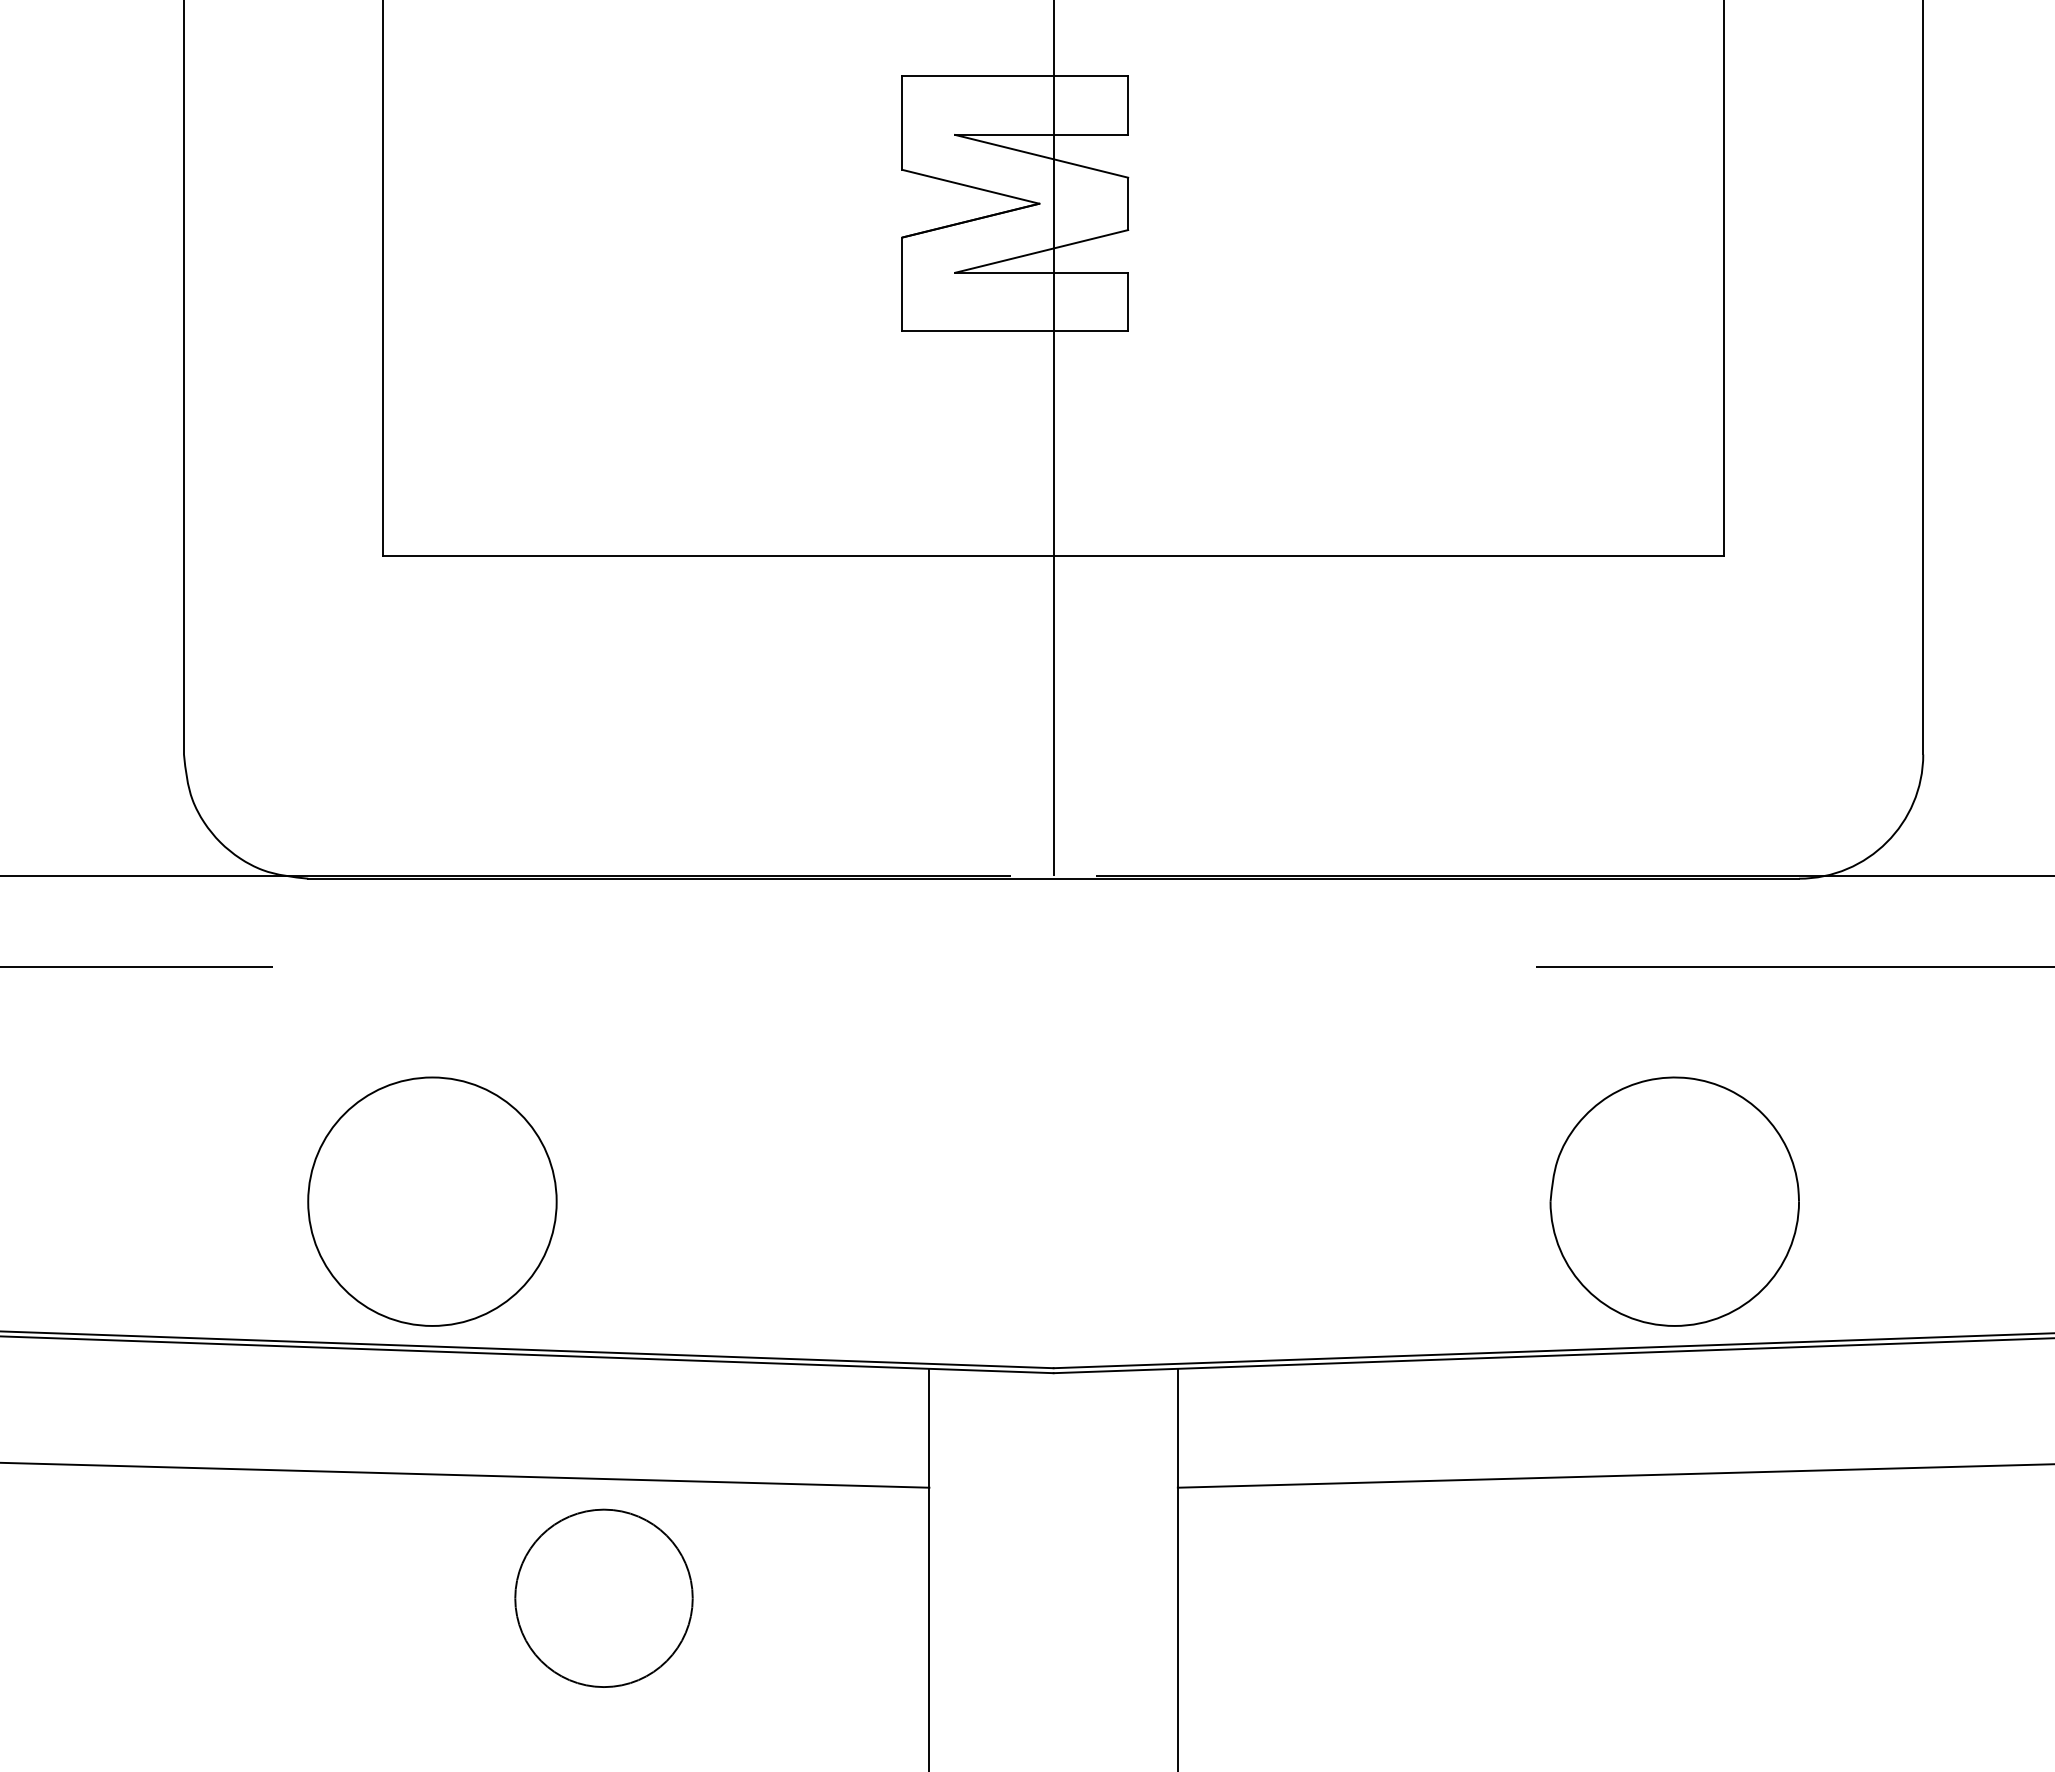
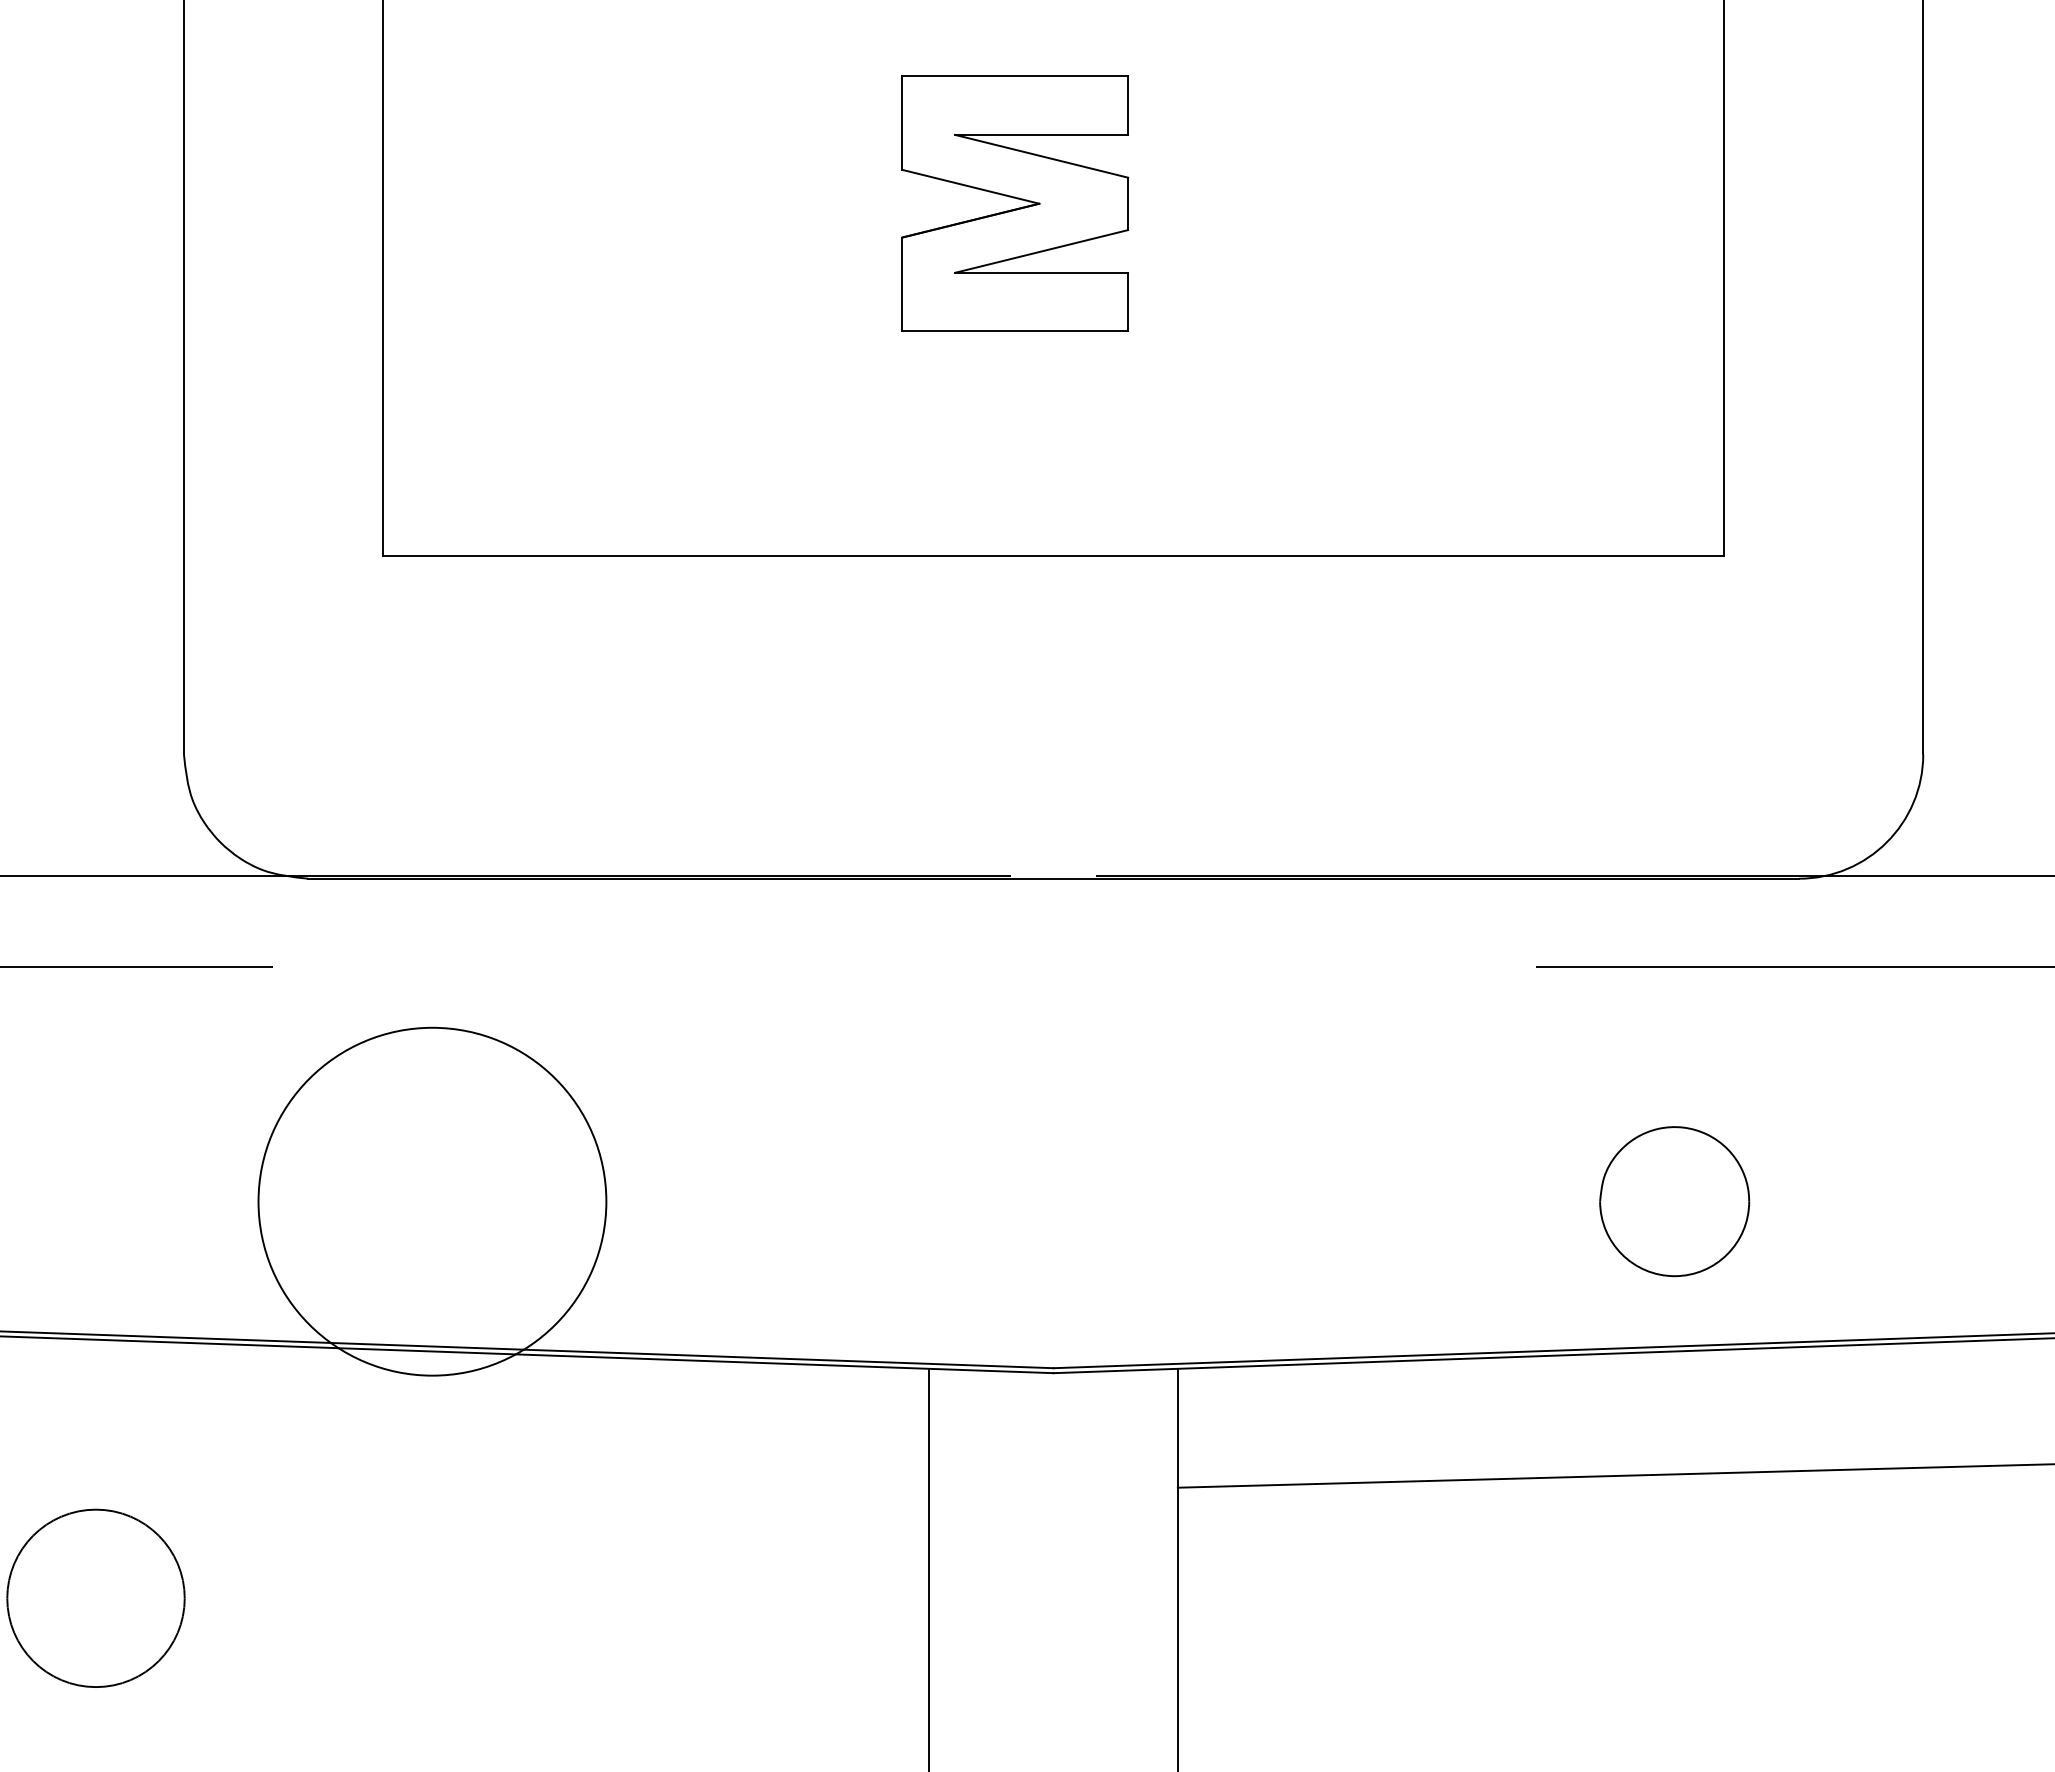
line: present -> none (1053, 439)
circle diameter: 248 px -> 348 px (432, 1201)
part size: 251x251 px -> 152x152 px (1674, 1201)
line: present -> none (465, 1474)
circle position: (603, 1597) -> (95, 1597) (95, 1597)
